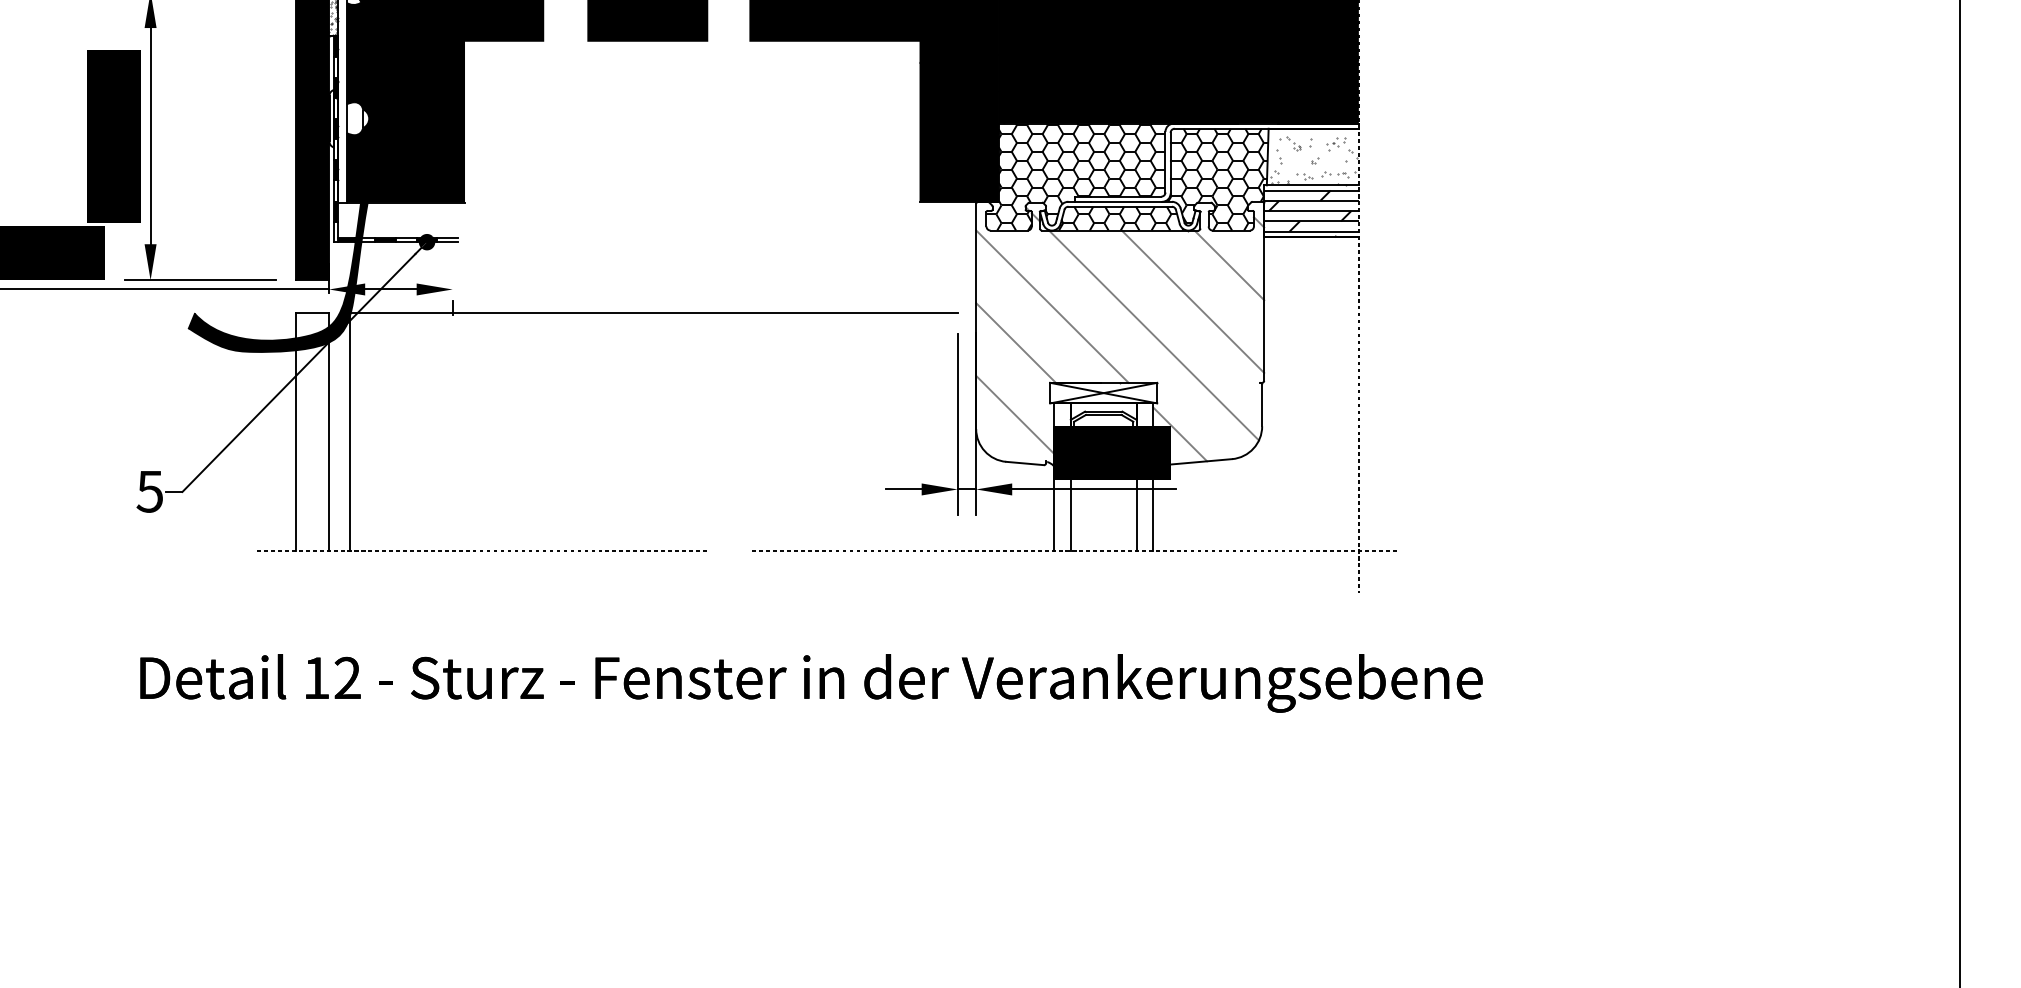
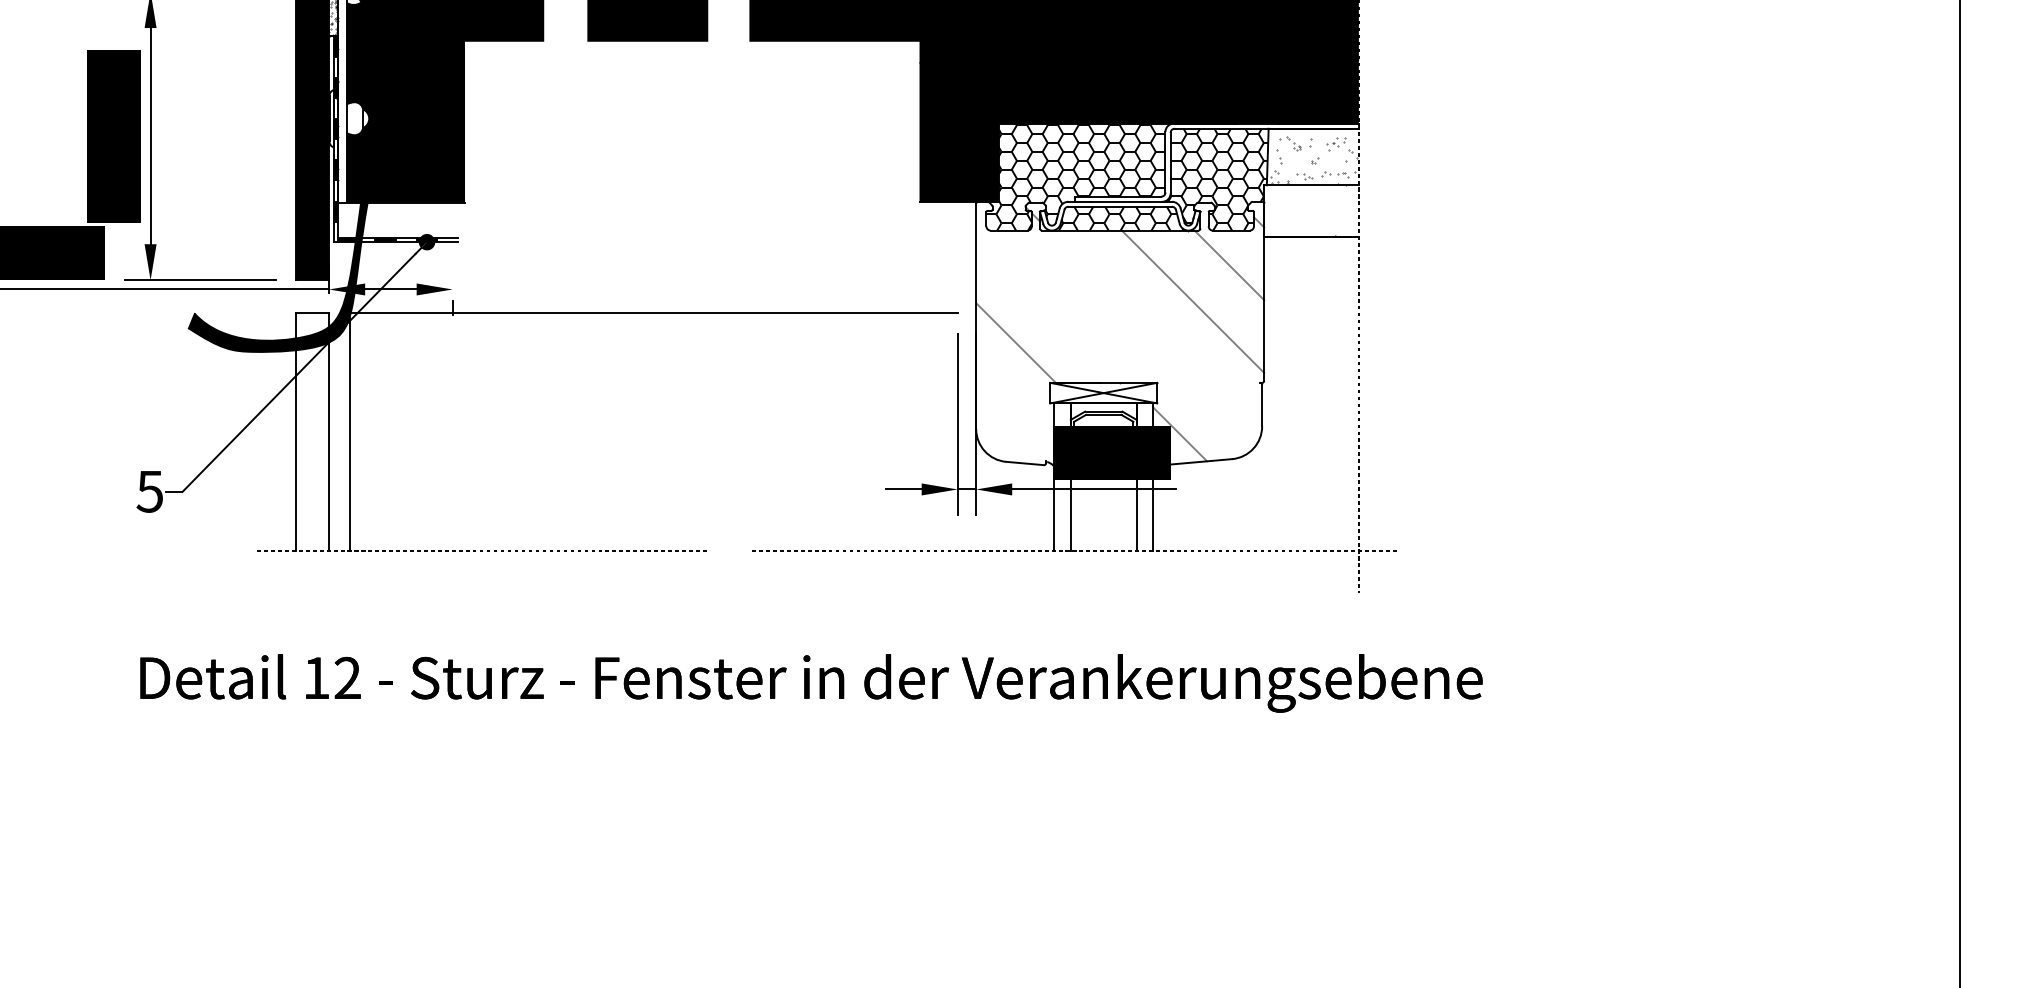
hatch: present -> none (1311, 210)
line: present -> none (1052, 306)
line: present -> none (1154, 335)
line: present -> none (1015, 414)
